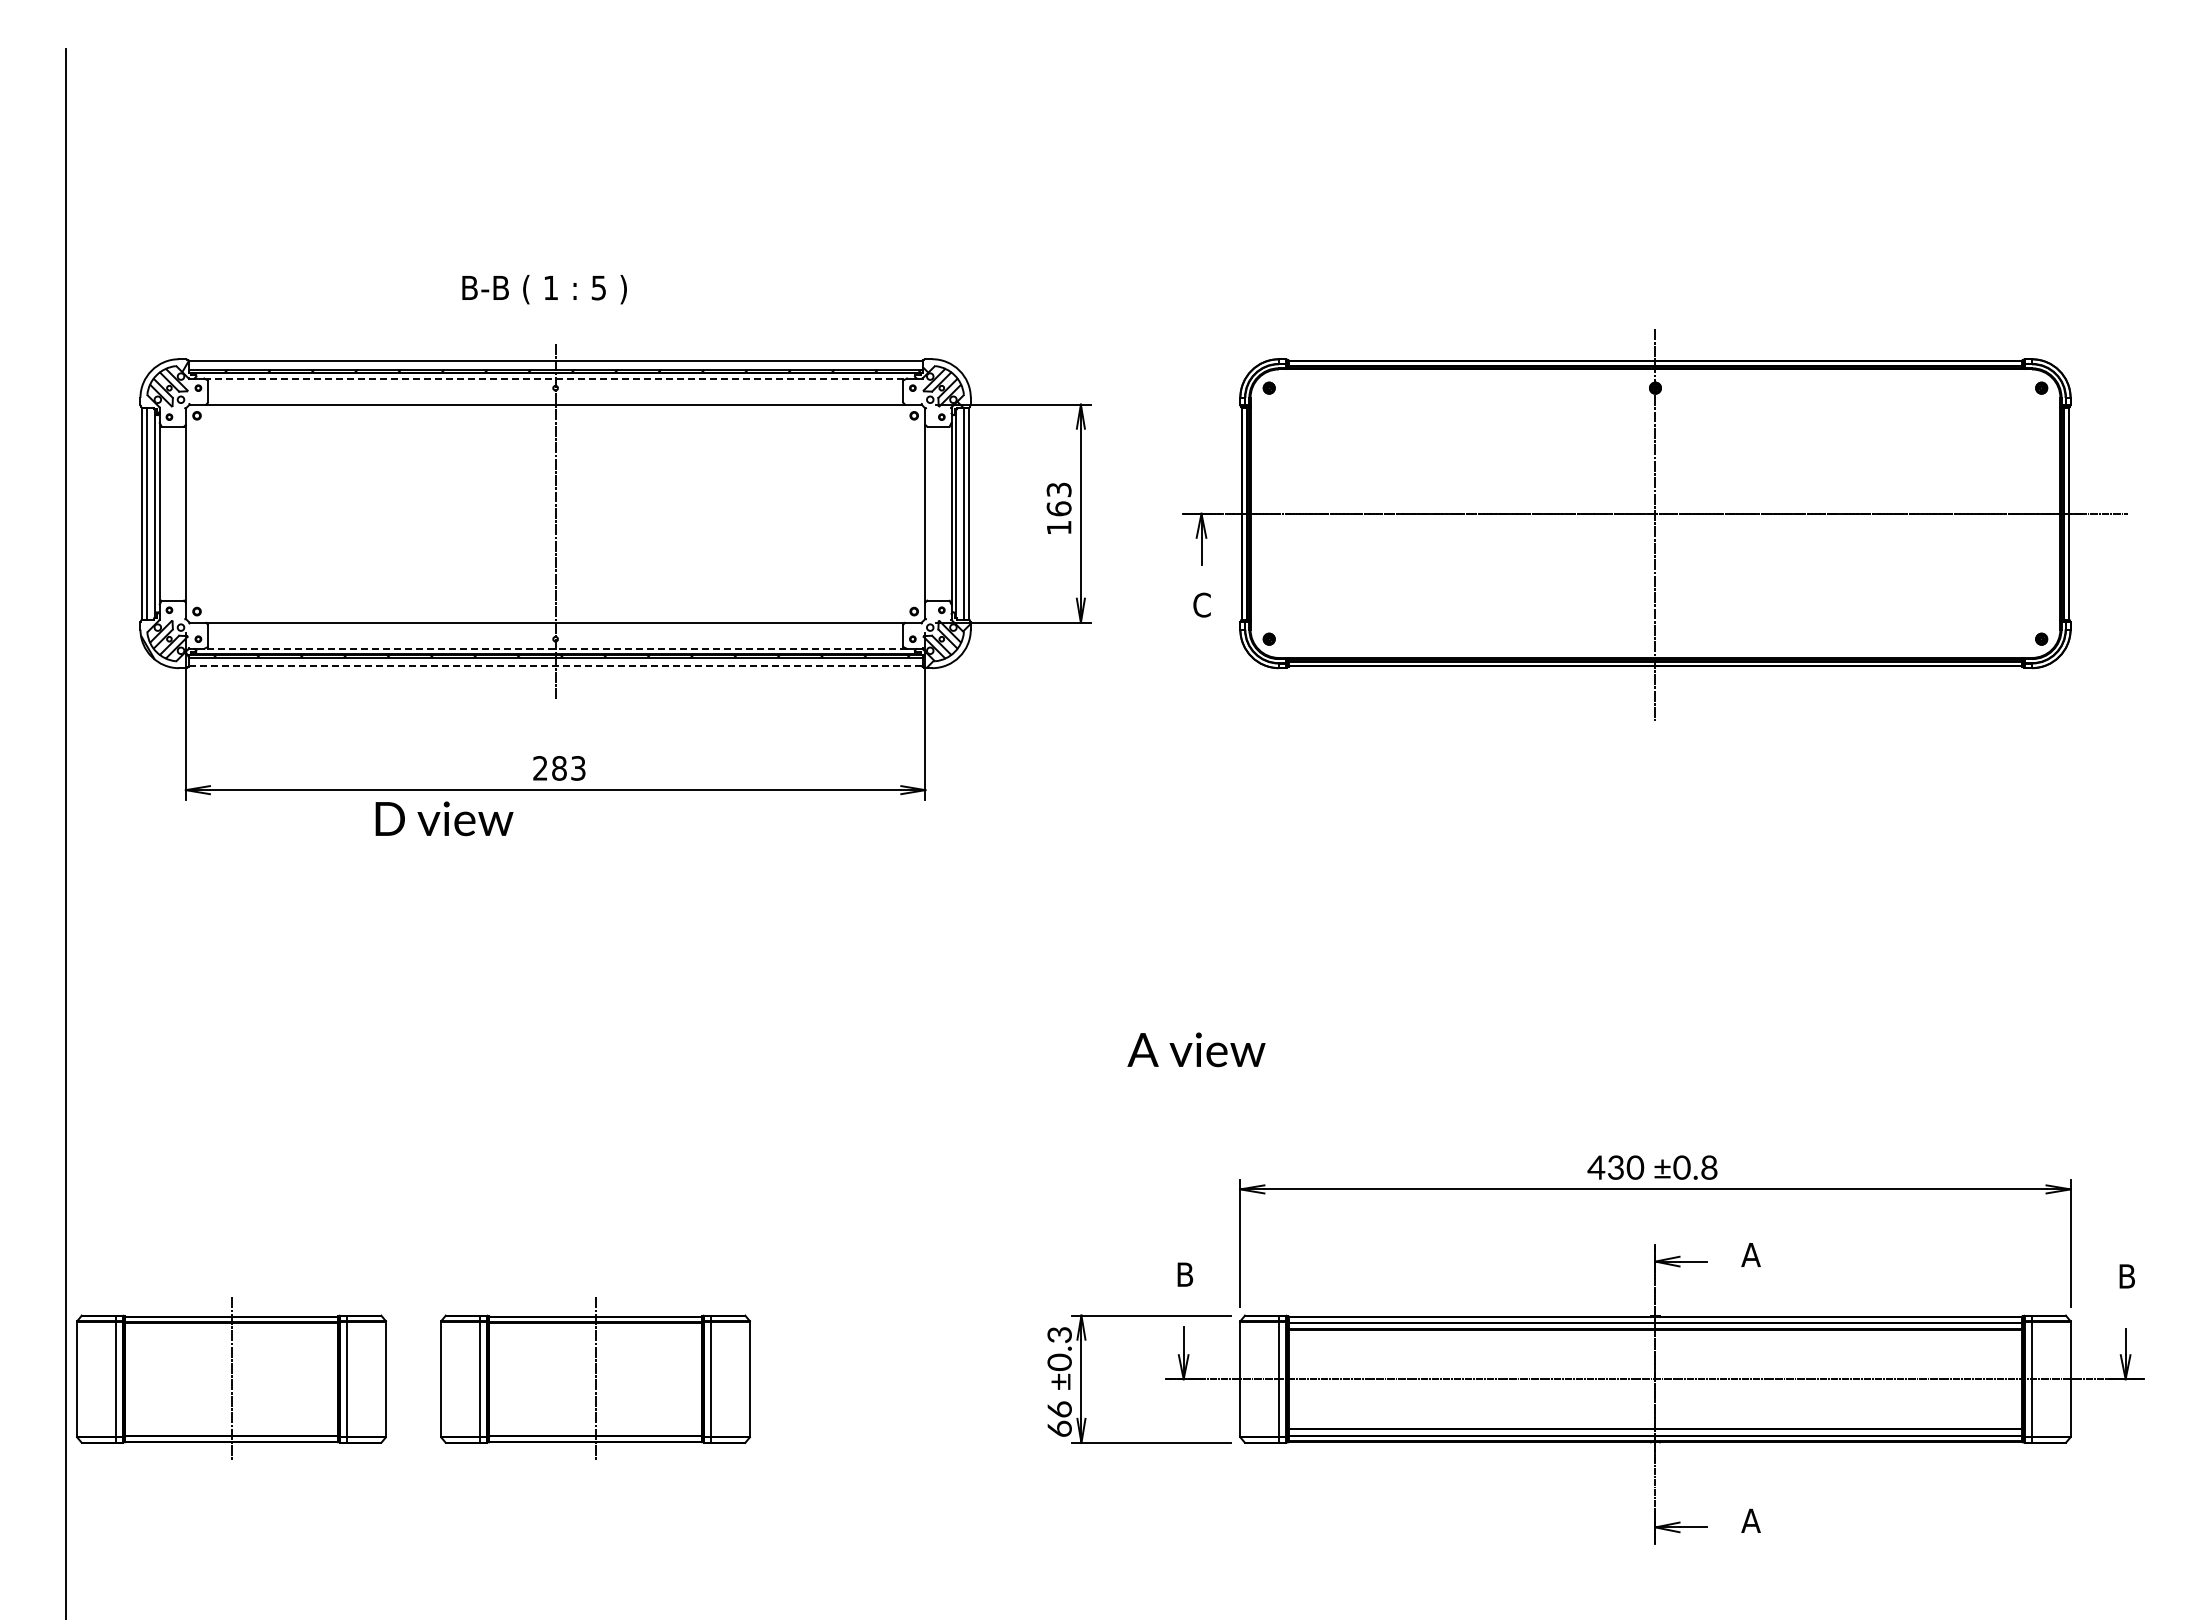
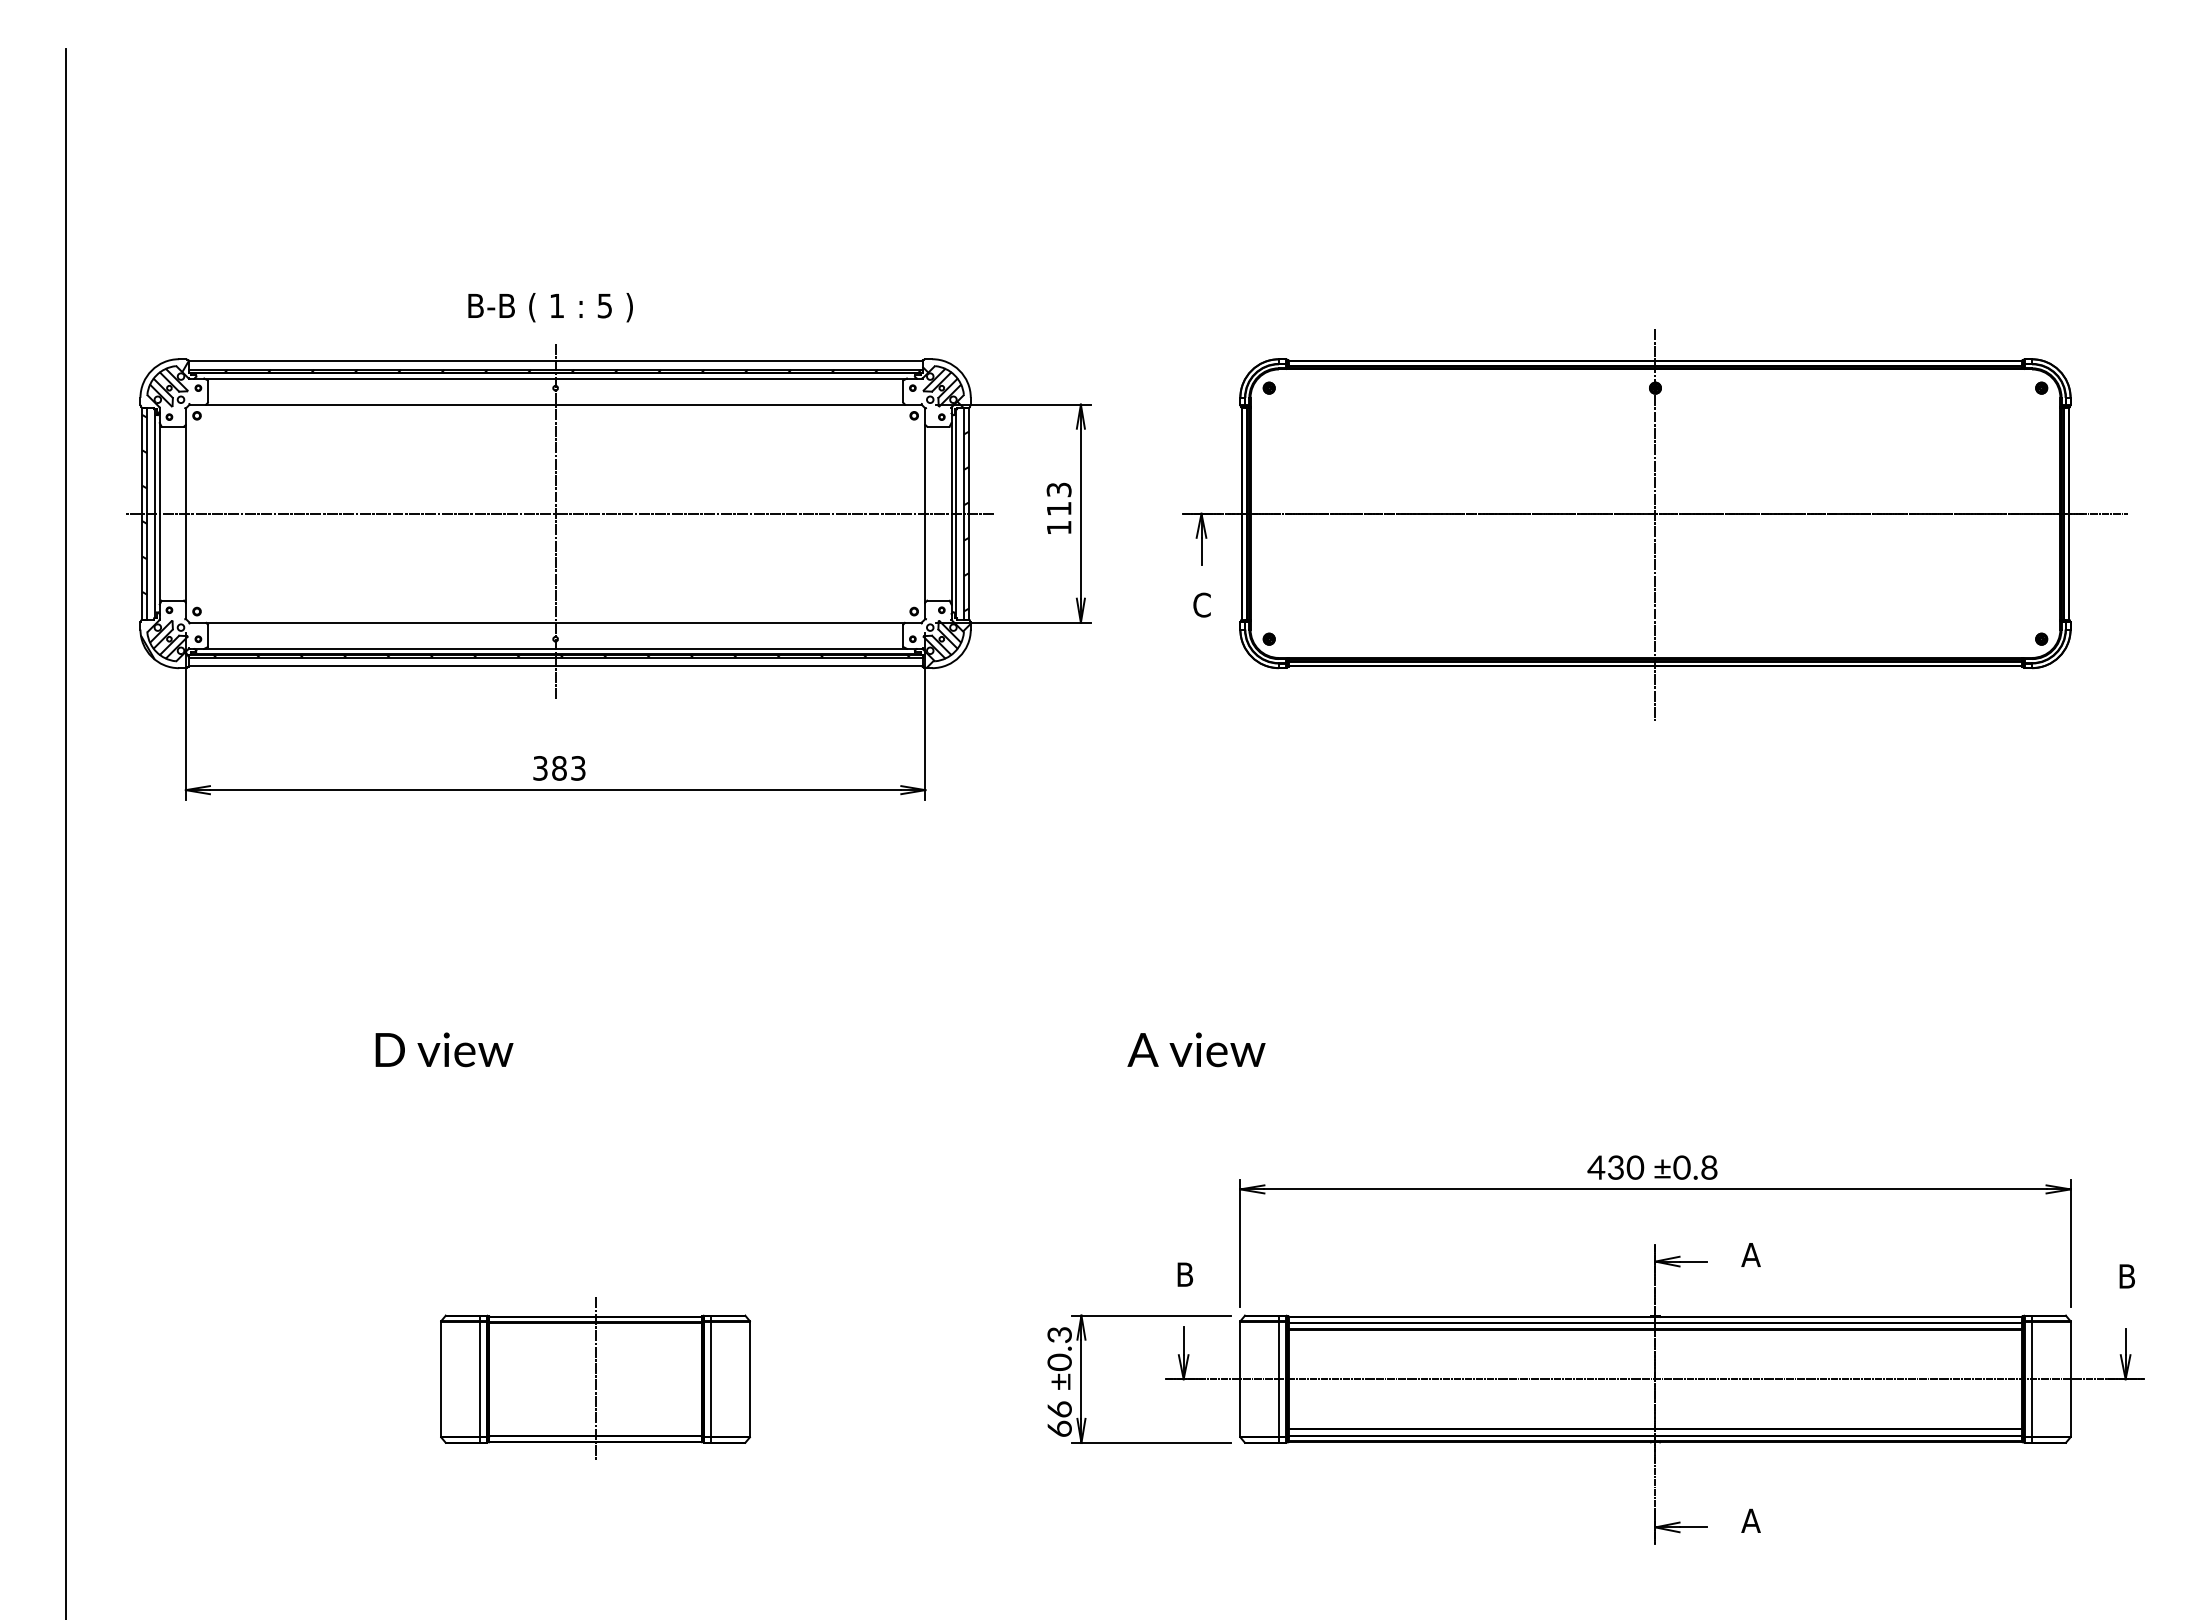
text position: (544, 289) -> (550, 307) (550, 307)
line: dashed -> solid (555, 378)
hatch: none -> present (144, 504)
text: 163 -> 113 (1058, 508)
line: none -> present (559, 513)
hatch: none -> present (966, 521)
line: dashed -> solid (555, 648)
line: dashed -> solid (555, 666)
text: 283 -> 383 (540, 768)
text position: (444, 818) -> (444, 1049) (444, 1049)
part: present -> none (231, 1378)
